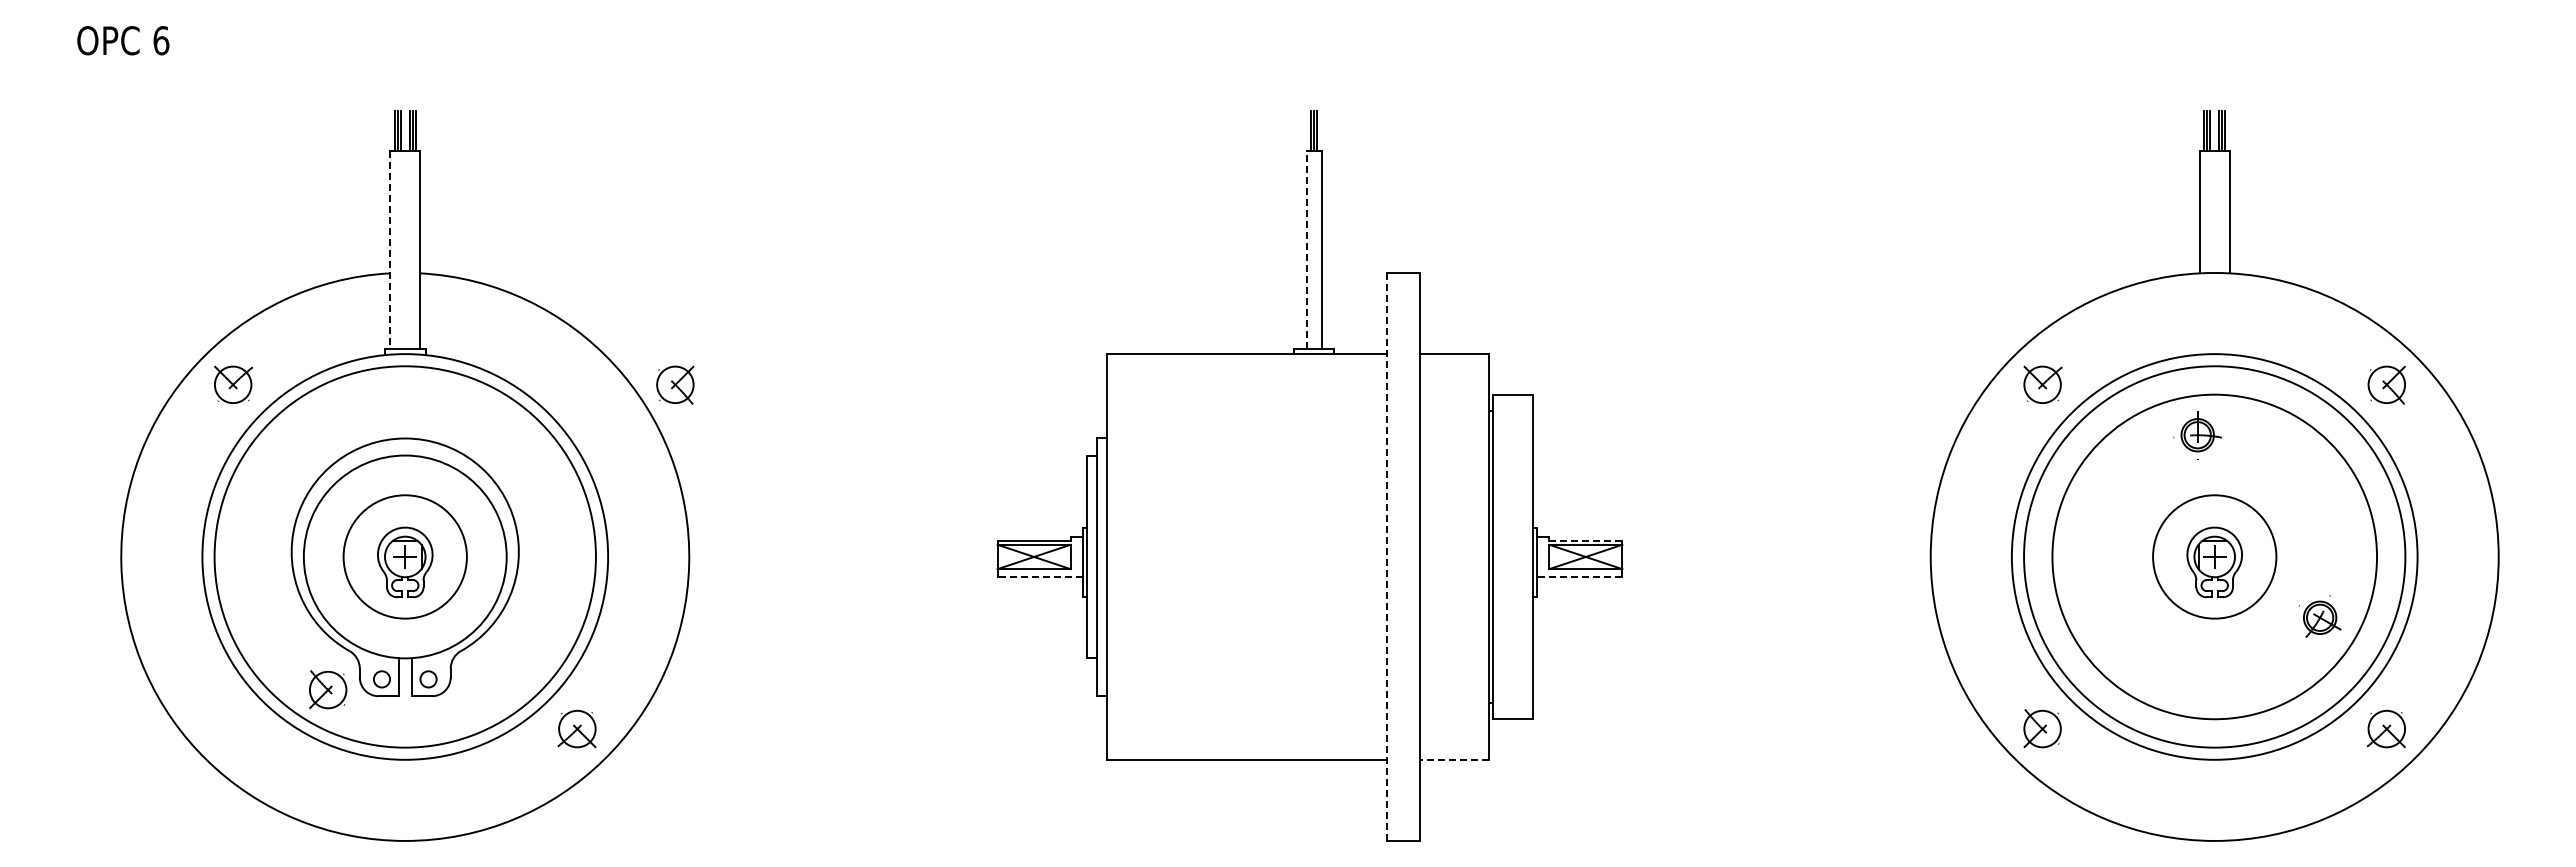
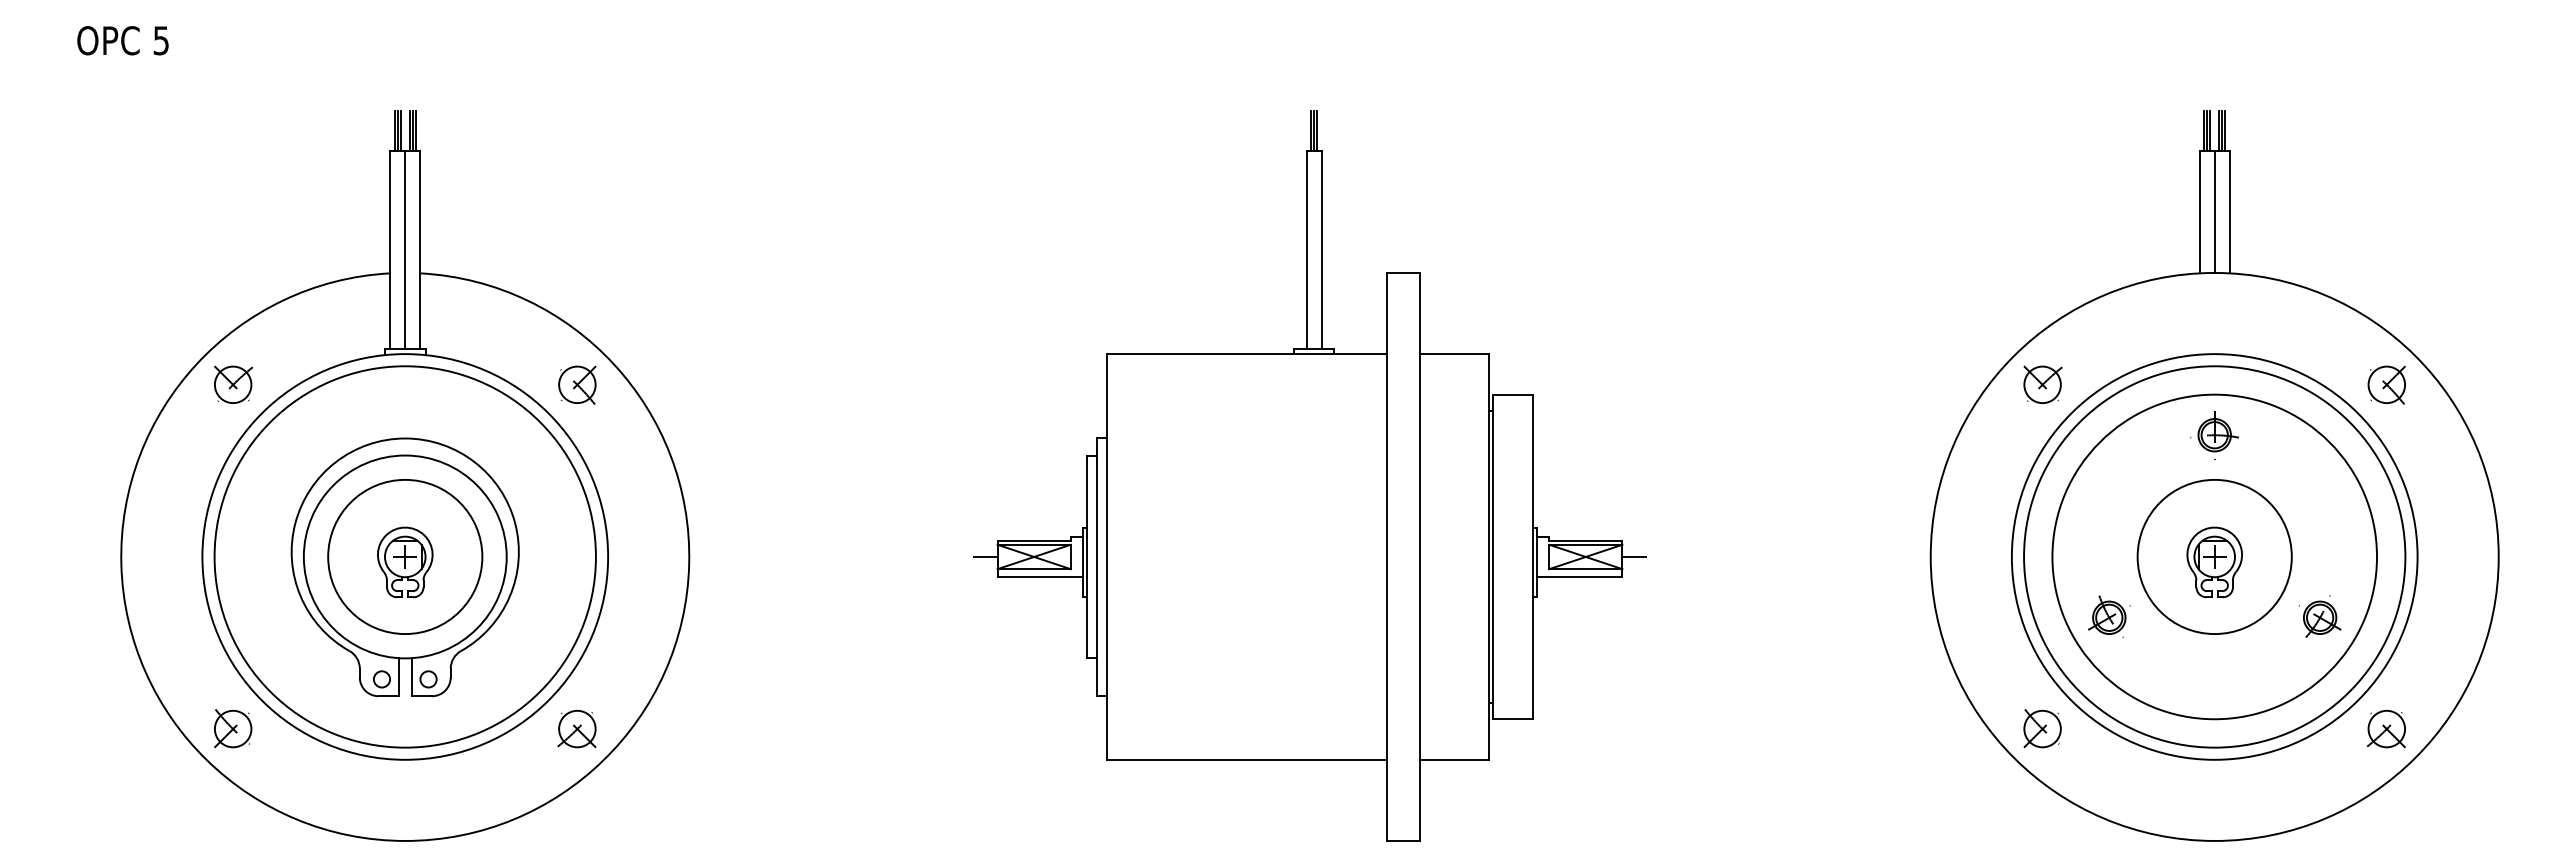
text: 6 -> 5 (161, 40)
line: none -> present (2214, 211)
line: dashed -> solid (390, 249)
line: none -> present (405, 249)
line: dashed -> solid (1306, 249)
part position: (675, 384) -> (577, 384) (577, 384)
part position: (2197, 435) -> (2214, 435) (2214, 435)
line: dashed -> solid (1585, 540)
circle diameter: 123 px -> 154 px (405, 556)
line: none -> present (985, 556)
line: dashed -> solid (1387, 556)
line: none -> present (1634, 556)
circle diameter: 123 px -> 154 px (2214, 556)
line: dashed -> solid (1040, 577)
line: dashed -> solid (1579, 577)
part: none -> present (2109, 616)
part position: (328, 689) -> (233, 728) (233, 728)
line: dashed -> solid (1453, 759)
